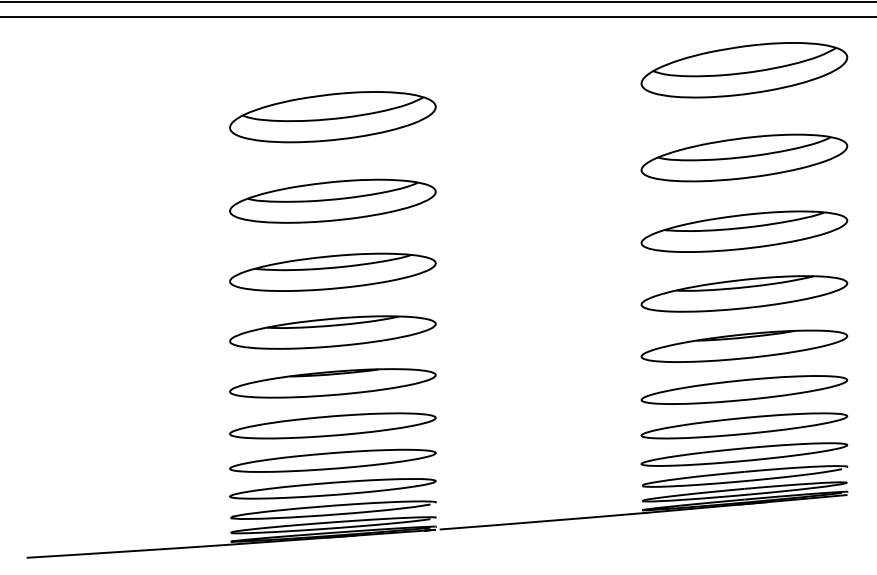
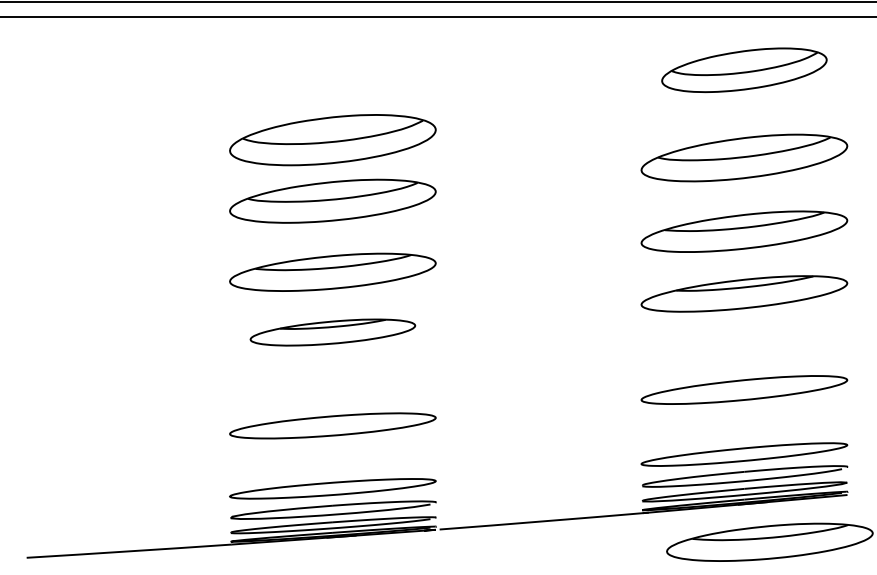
part size: 209x57 px -> 167x46 px (744, 69)
part position: (332, 117) -> (332, 140) (332, 140)
part size: 208x35 px -> 168x29 px (332, 332)
part: present -> none (744, 345)
part: present -> none (332, 383)
part: present -> none (744, 425)
part: present -> none (332, 460)
part: none -> present (769, 541)
